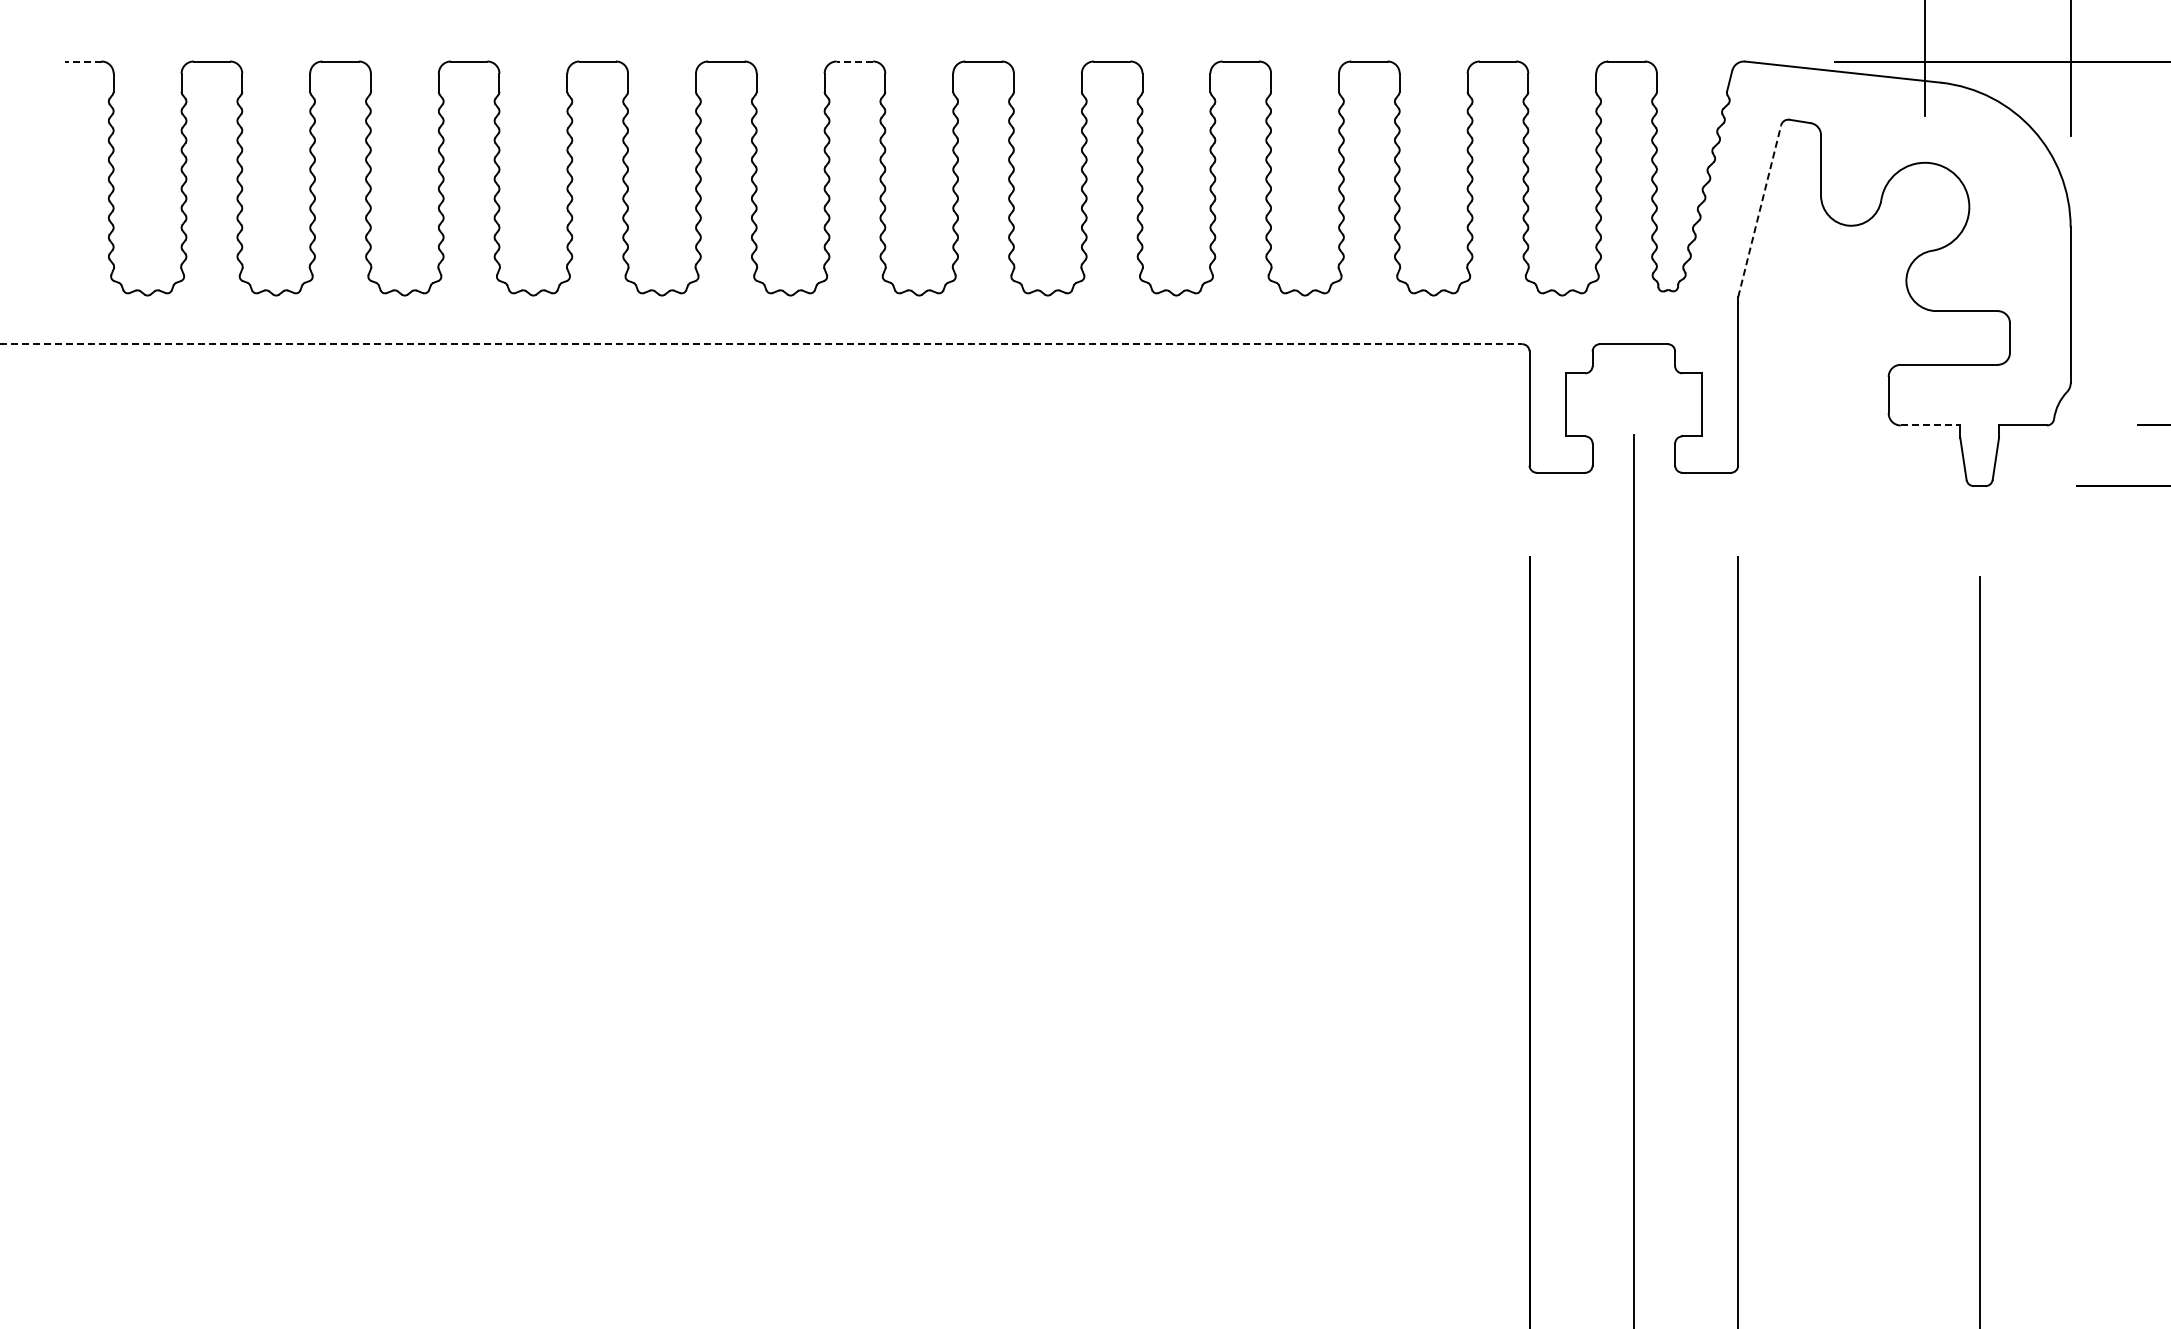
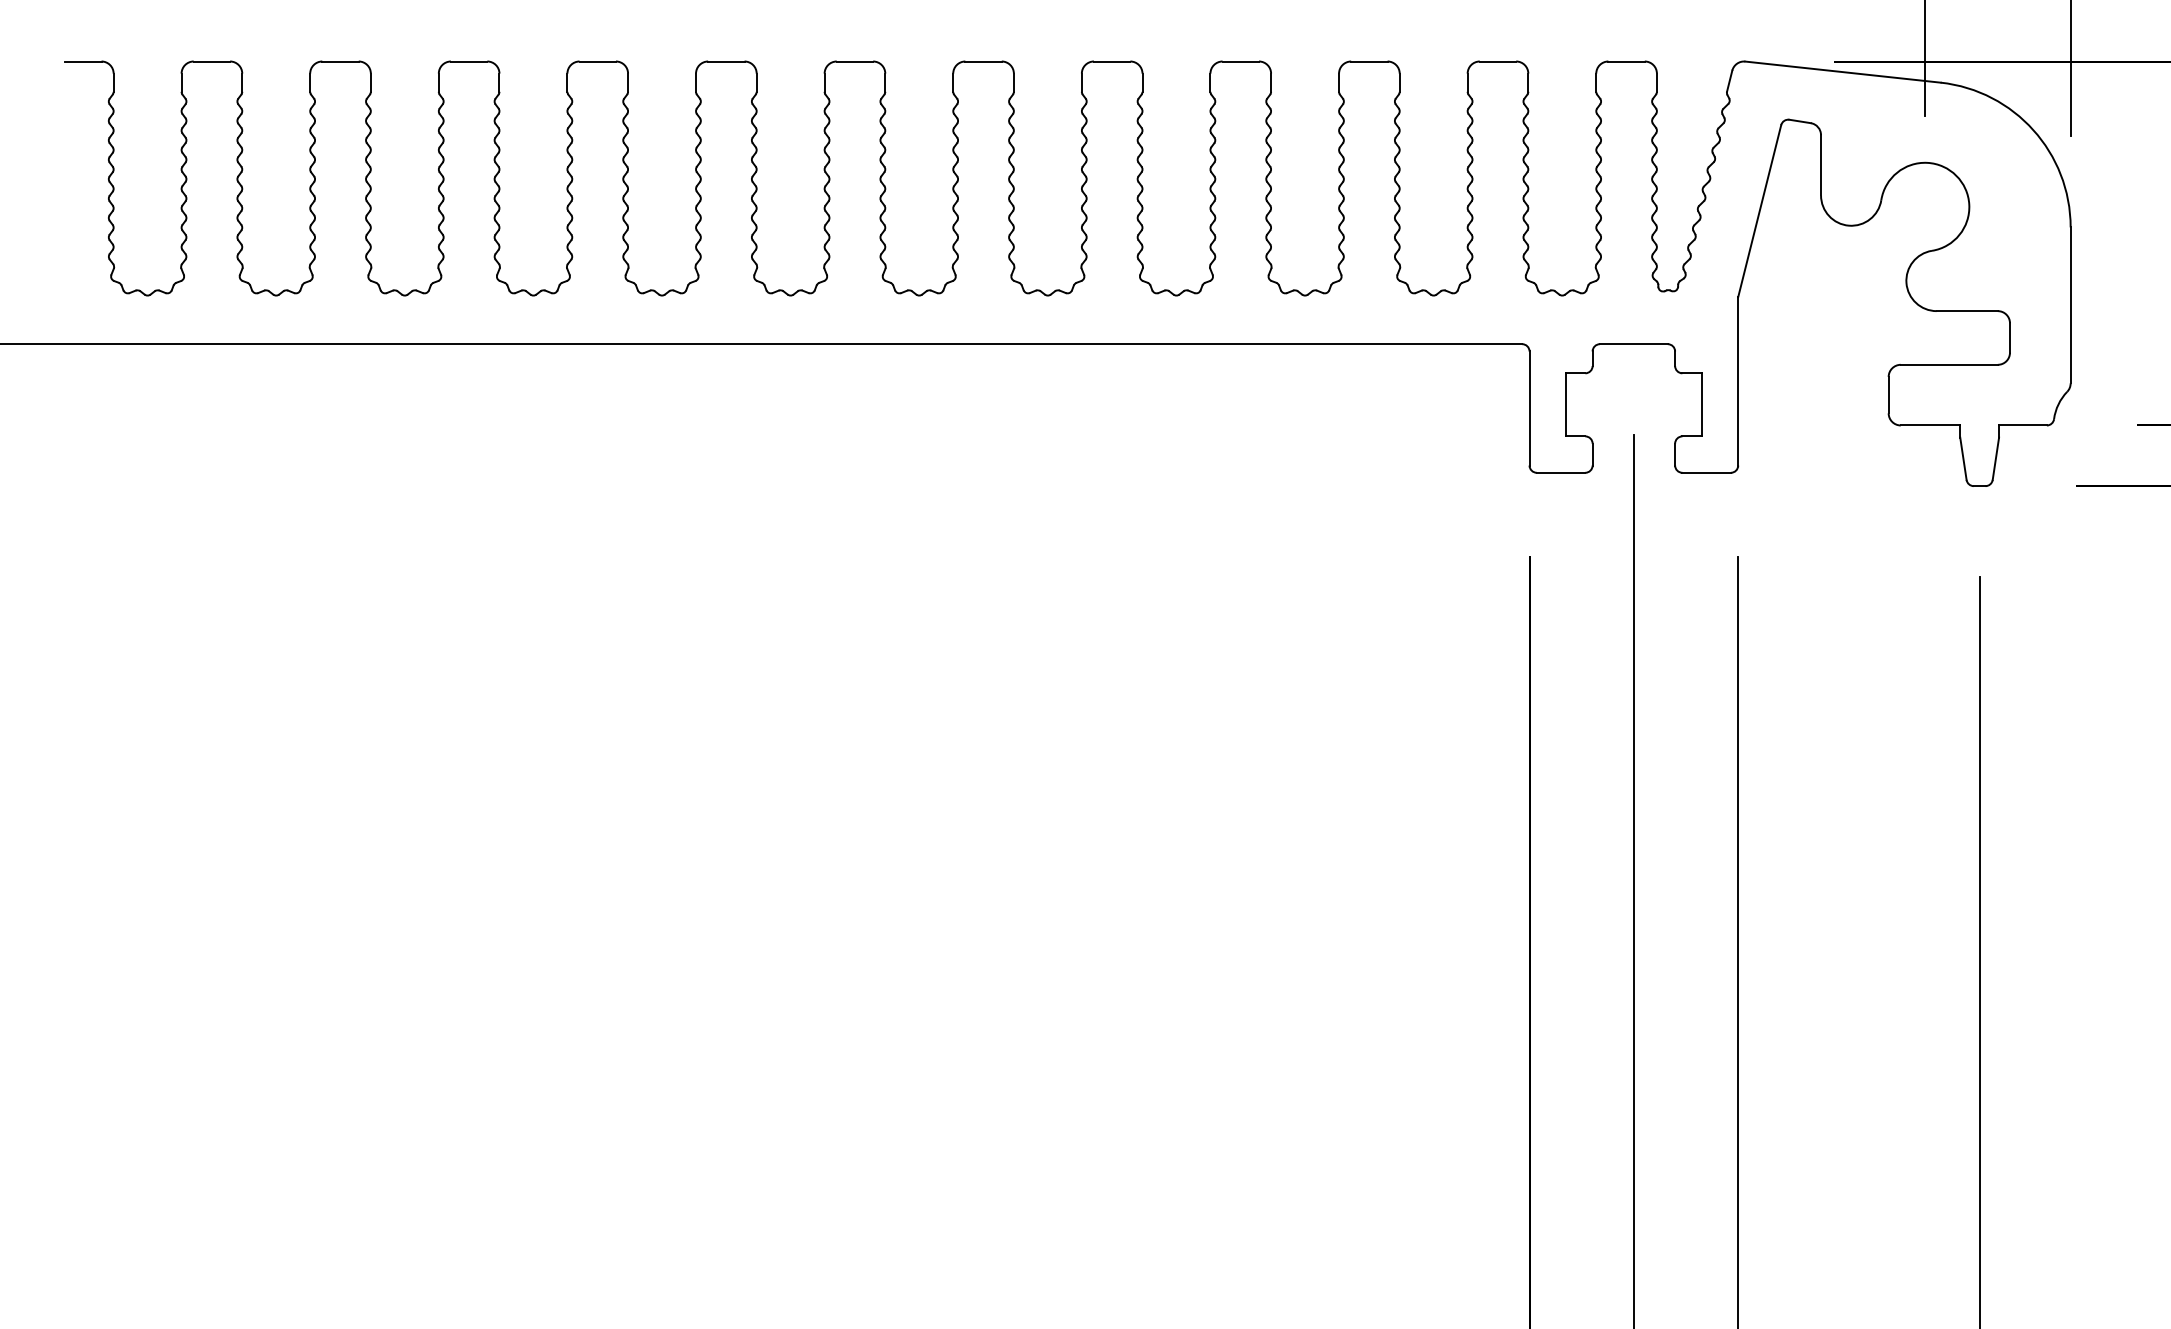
line: dashed -> solid (82, 61)
line: dashed -> solid (854, 61)
line: dashed -> solid (1759, 211)
line: dashed -> solid (761, 344)
line: dashed -> solid (1930, 425)
